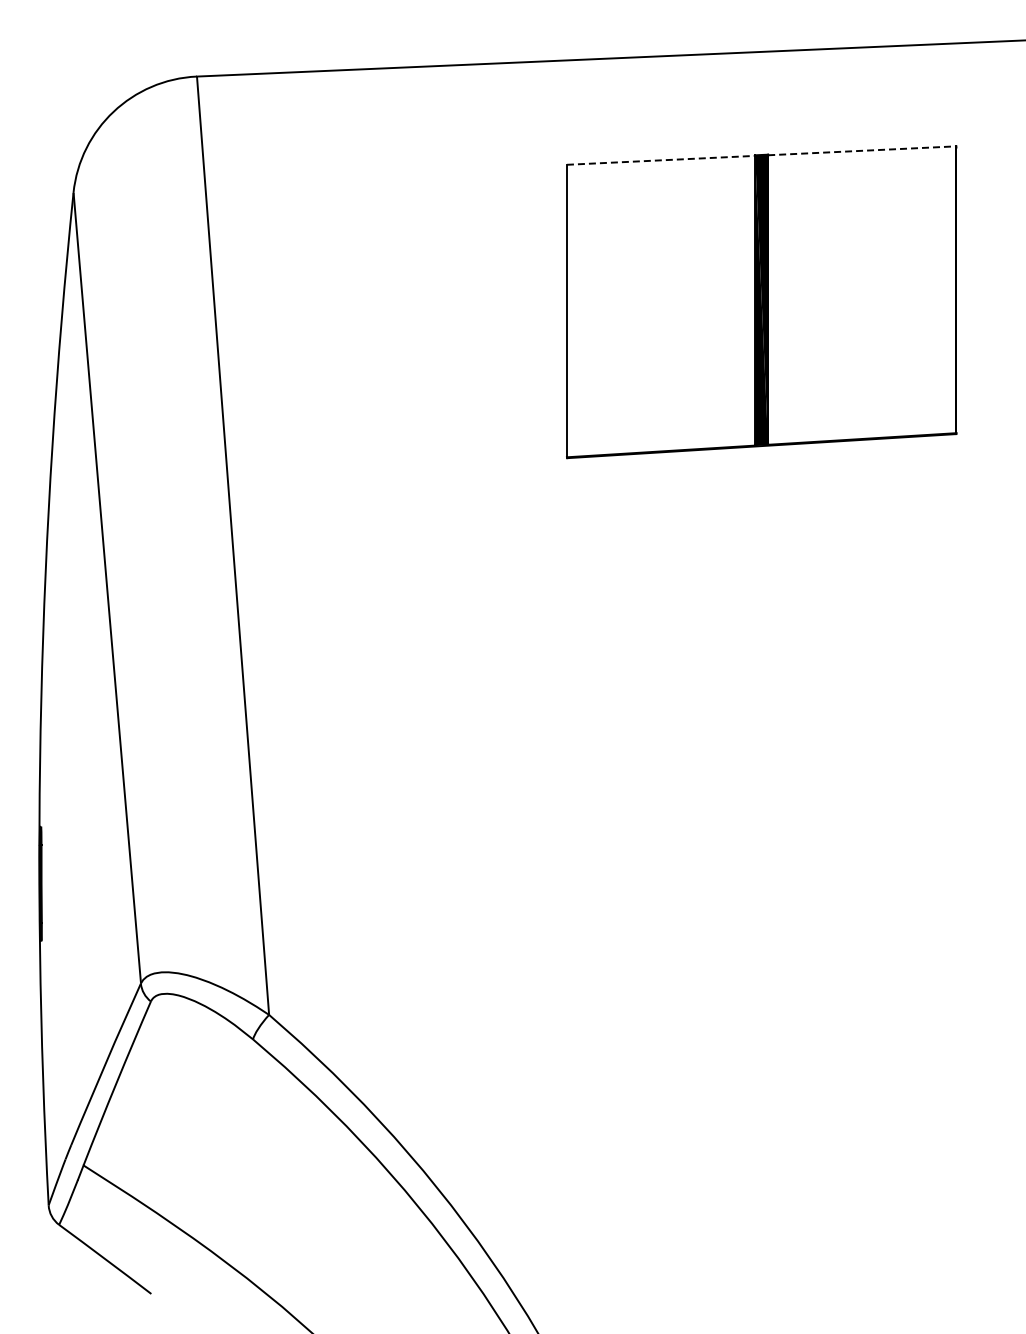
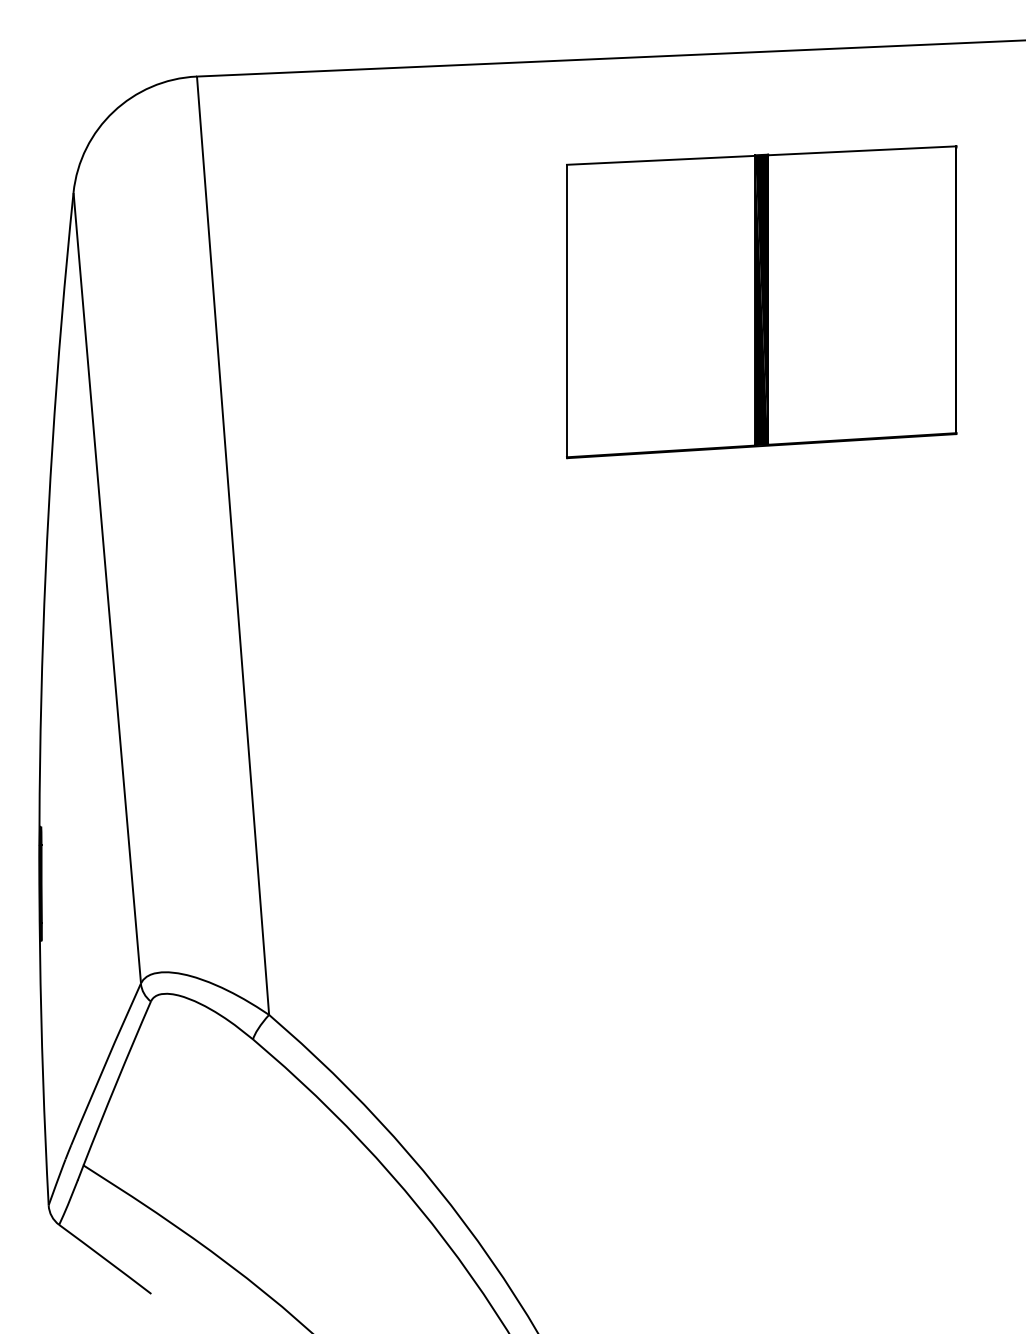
line: dashed -> solid (862, 150)
line: dashed -> solid (661, 160)
